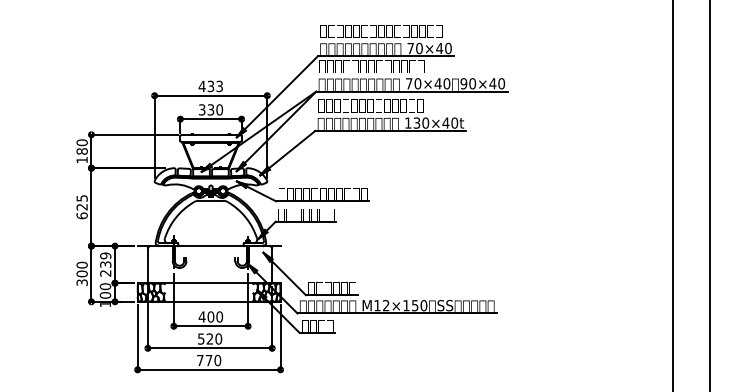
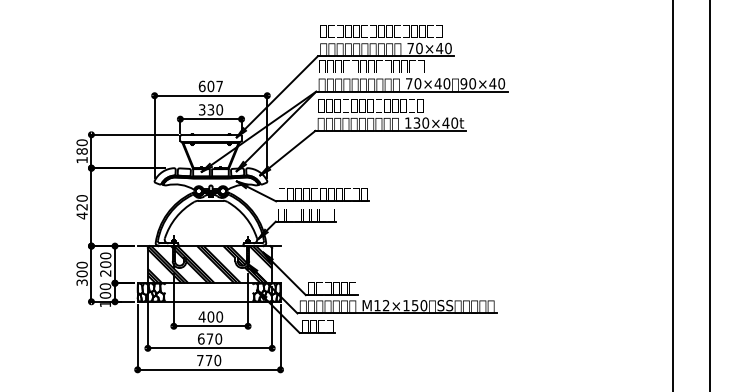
text: 433 -> 607 (210, 86)
text: 625 -> 420 (81, 207)
text: 239 -> 200 (105, 260)
hatch: none -> present (209, 264)
text: 520 -> 670 (205, 338)
